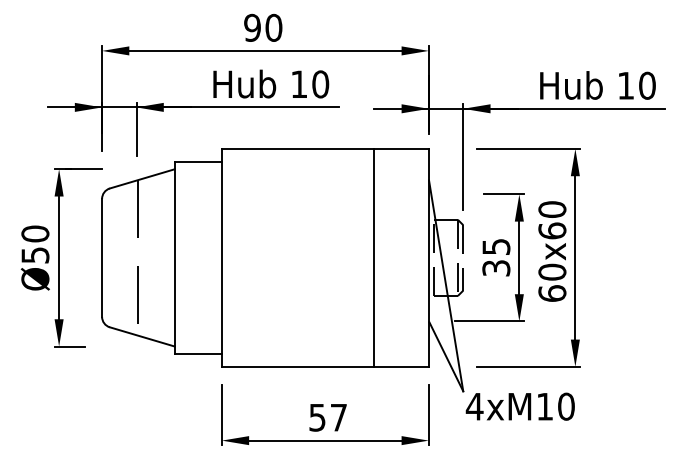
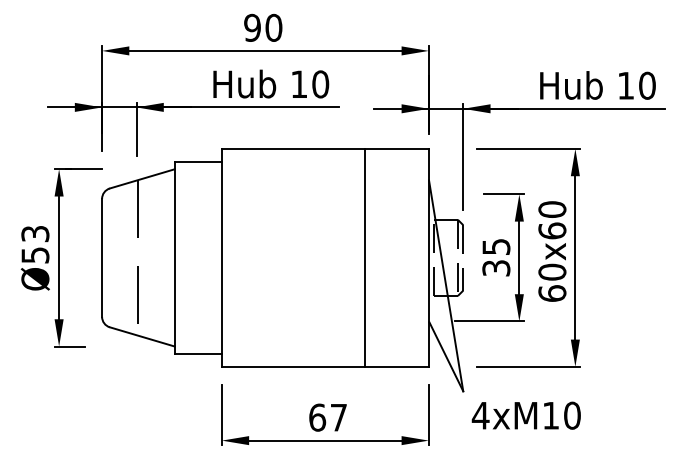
text: Ø50 -> Ø53 (35, 233)
line position: (374, 257) -> (365, 257) (365, 257)
text position: (519, 406) -> (525, 415) (525, 415)
text: 57 -> 67 (317, 417)
